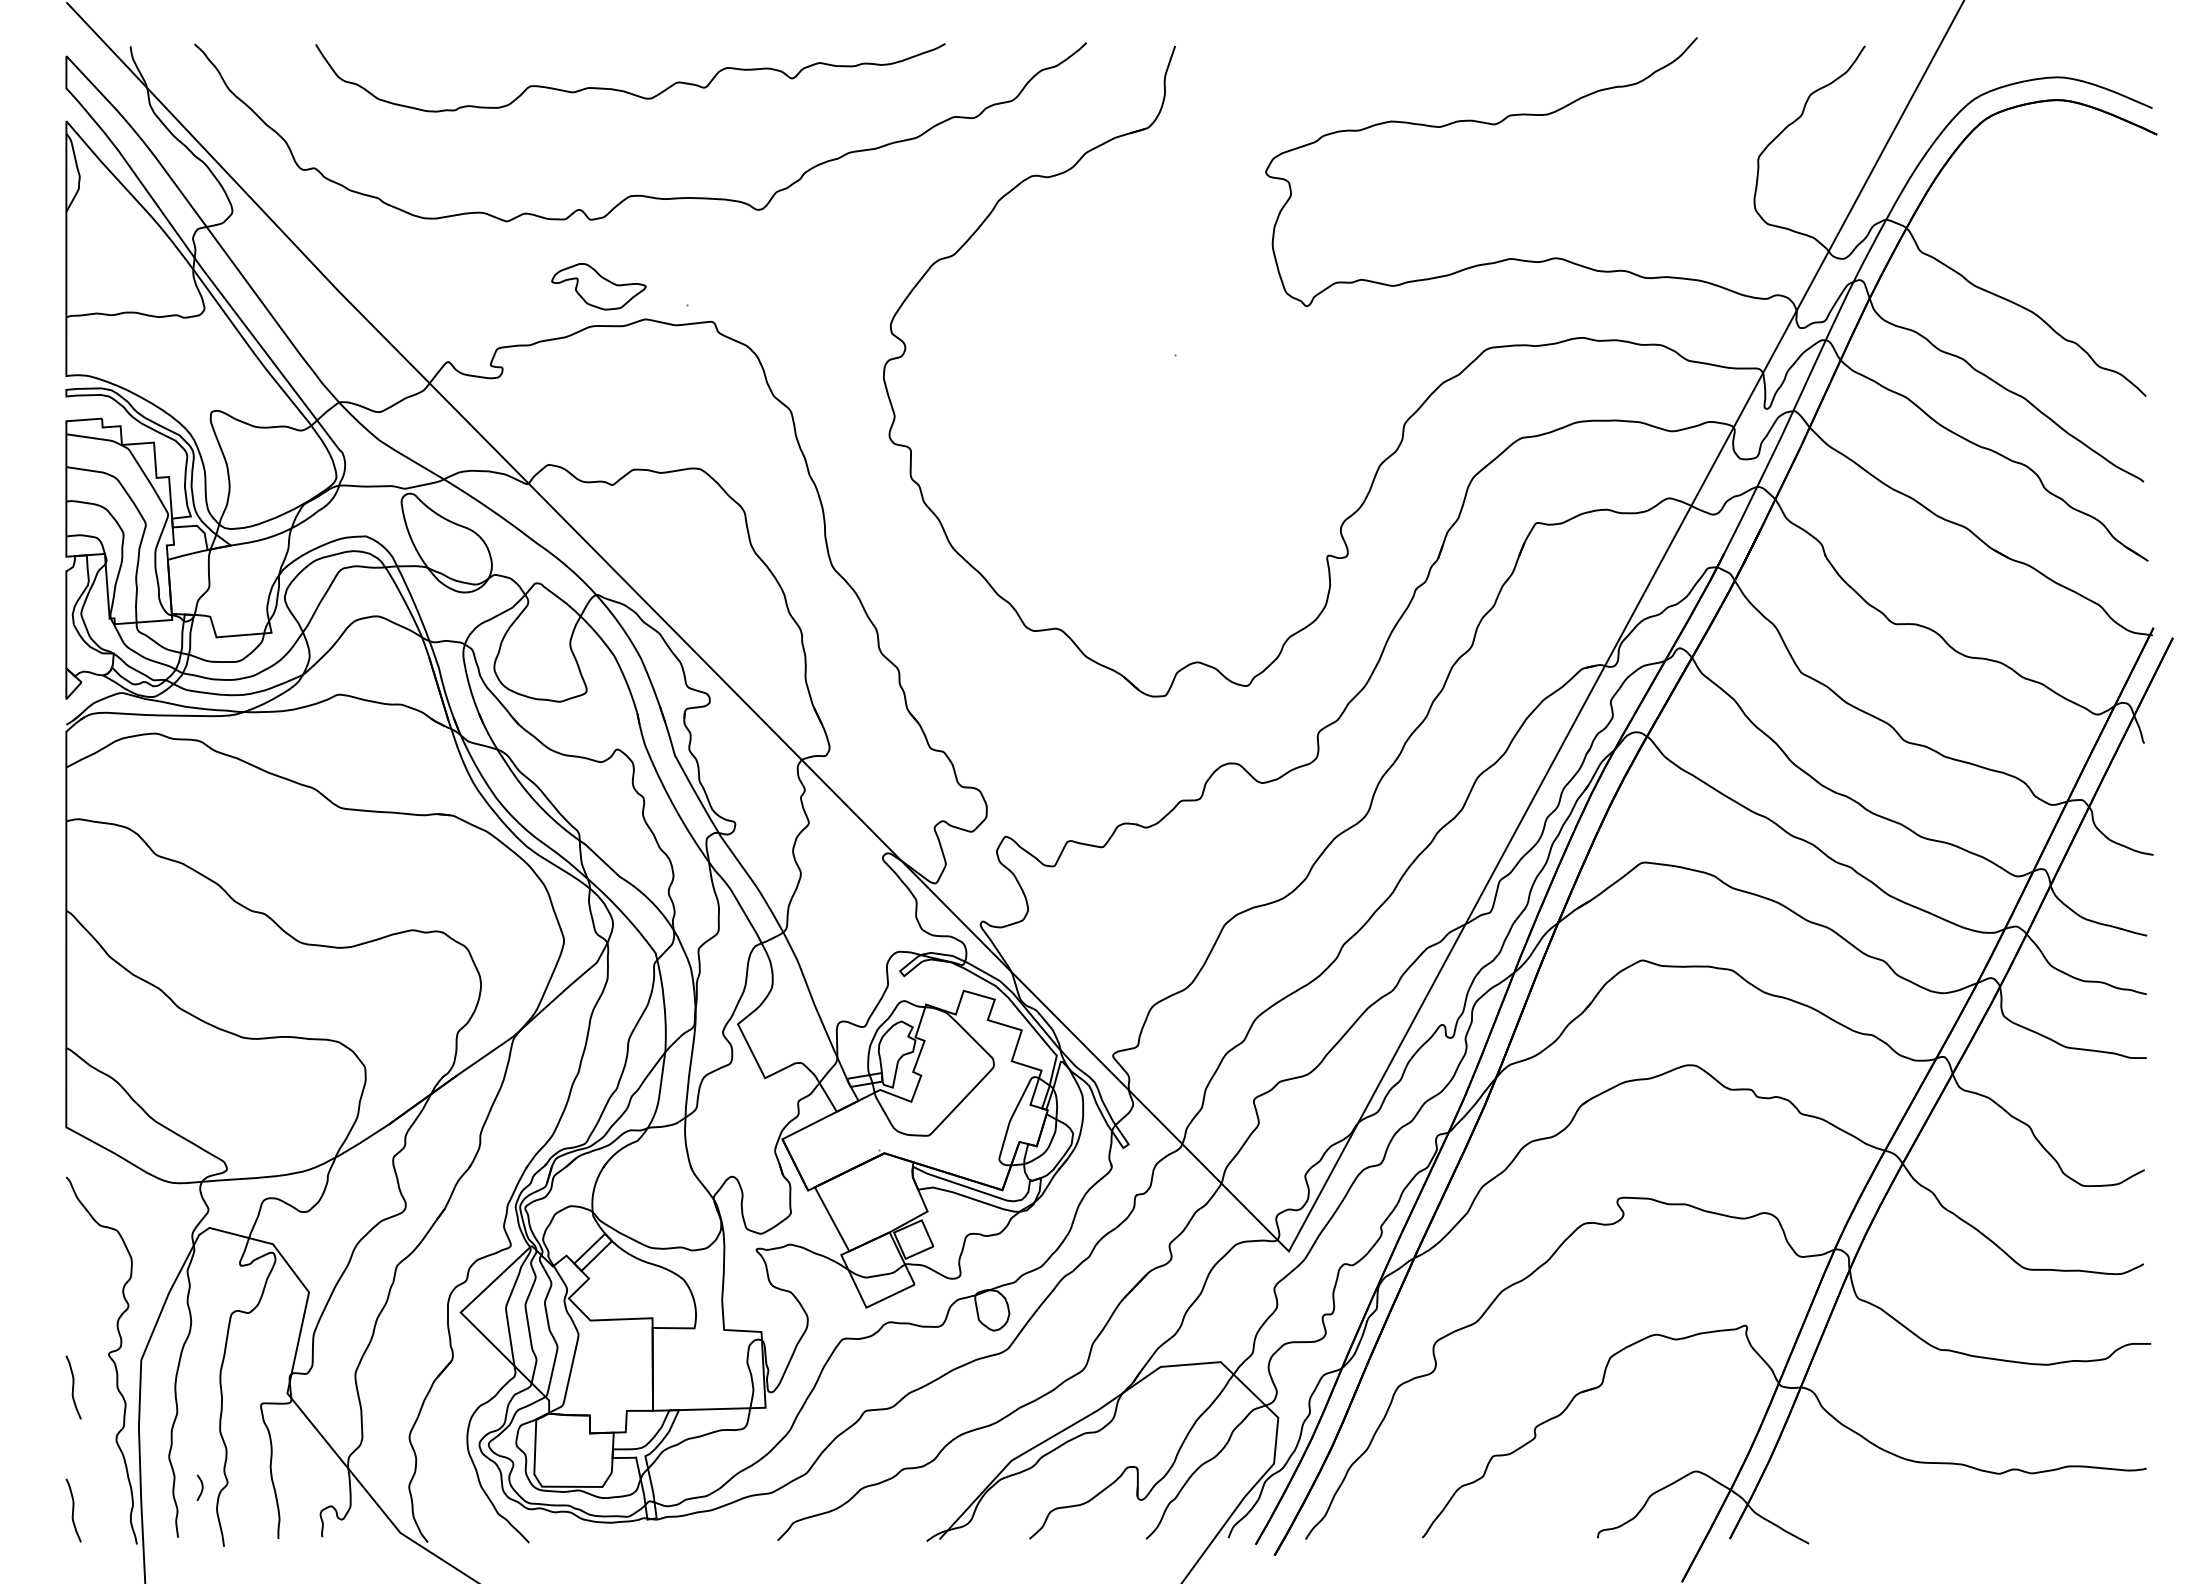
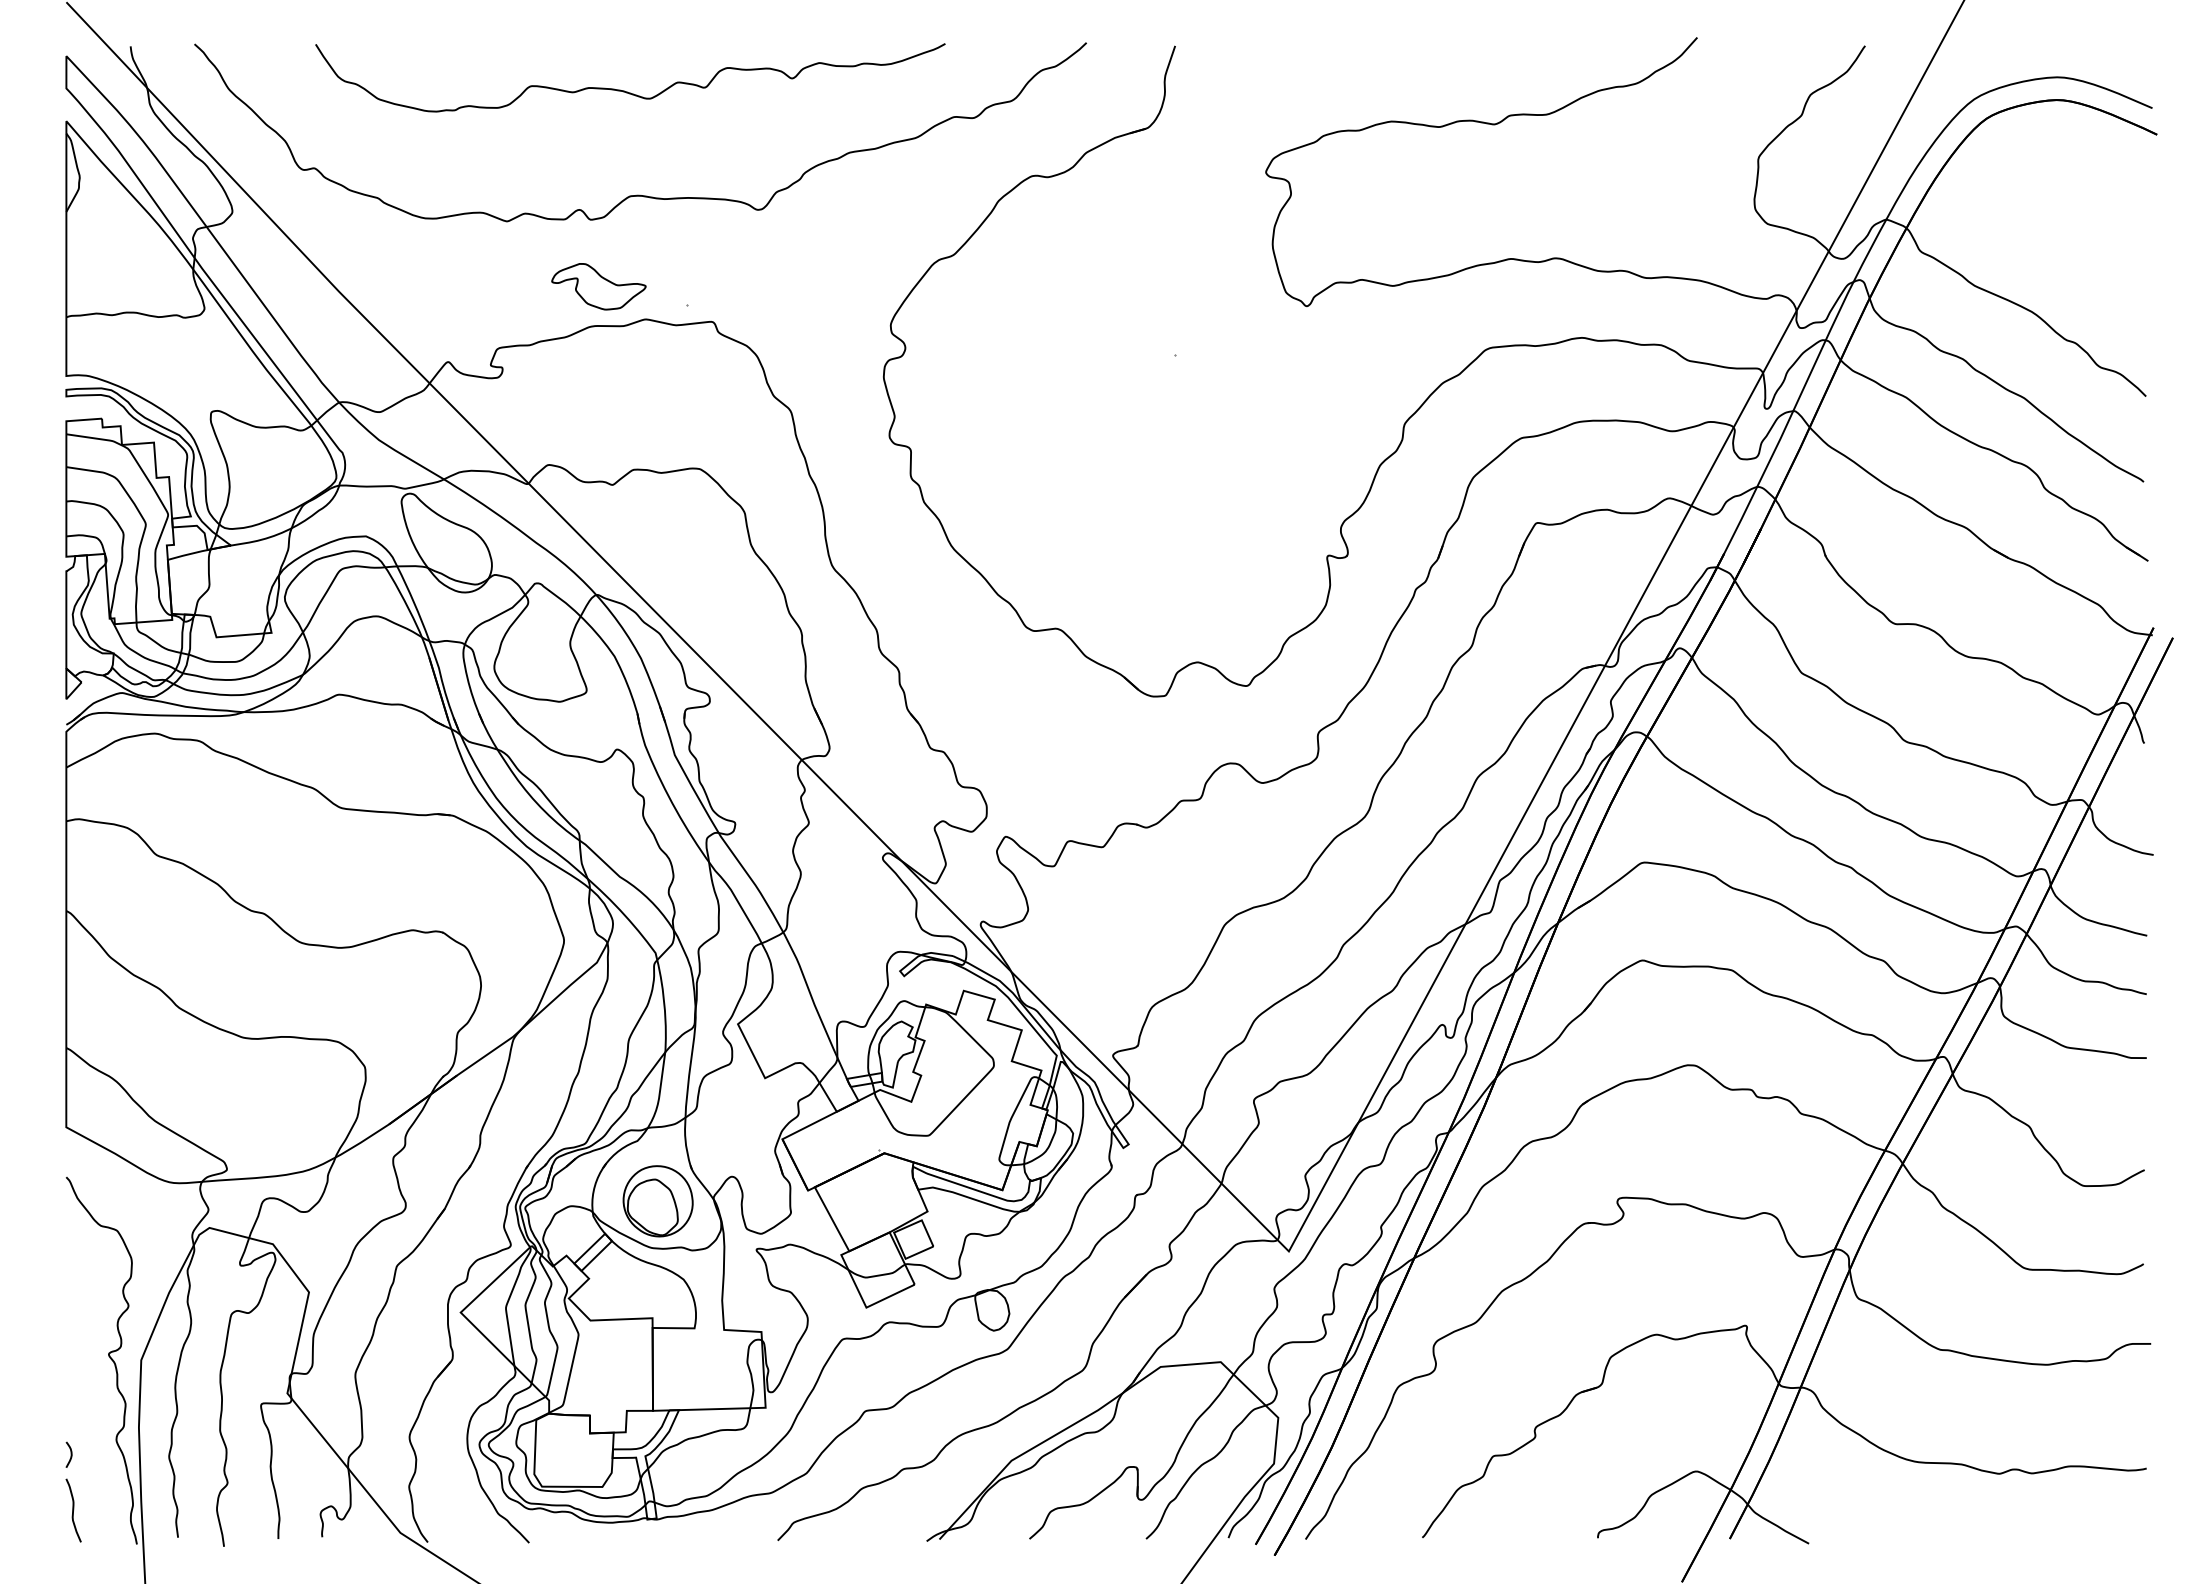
part: none -> present (657, 1201)
curve: present -> none (73, 1387)
curve position: (201, 1487) -> (70, 1454) (70, 1454)
